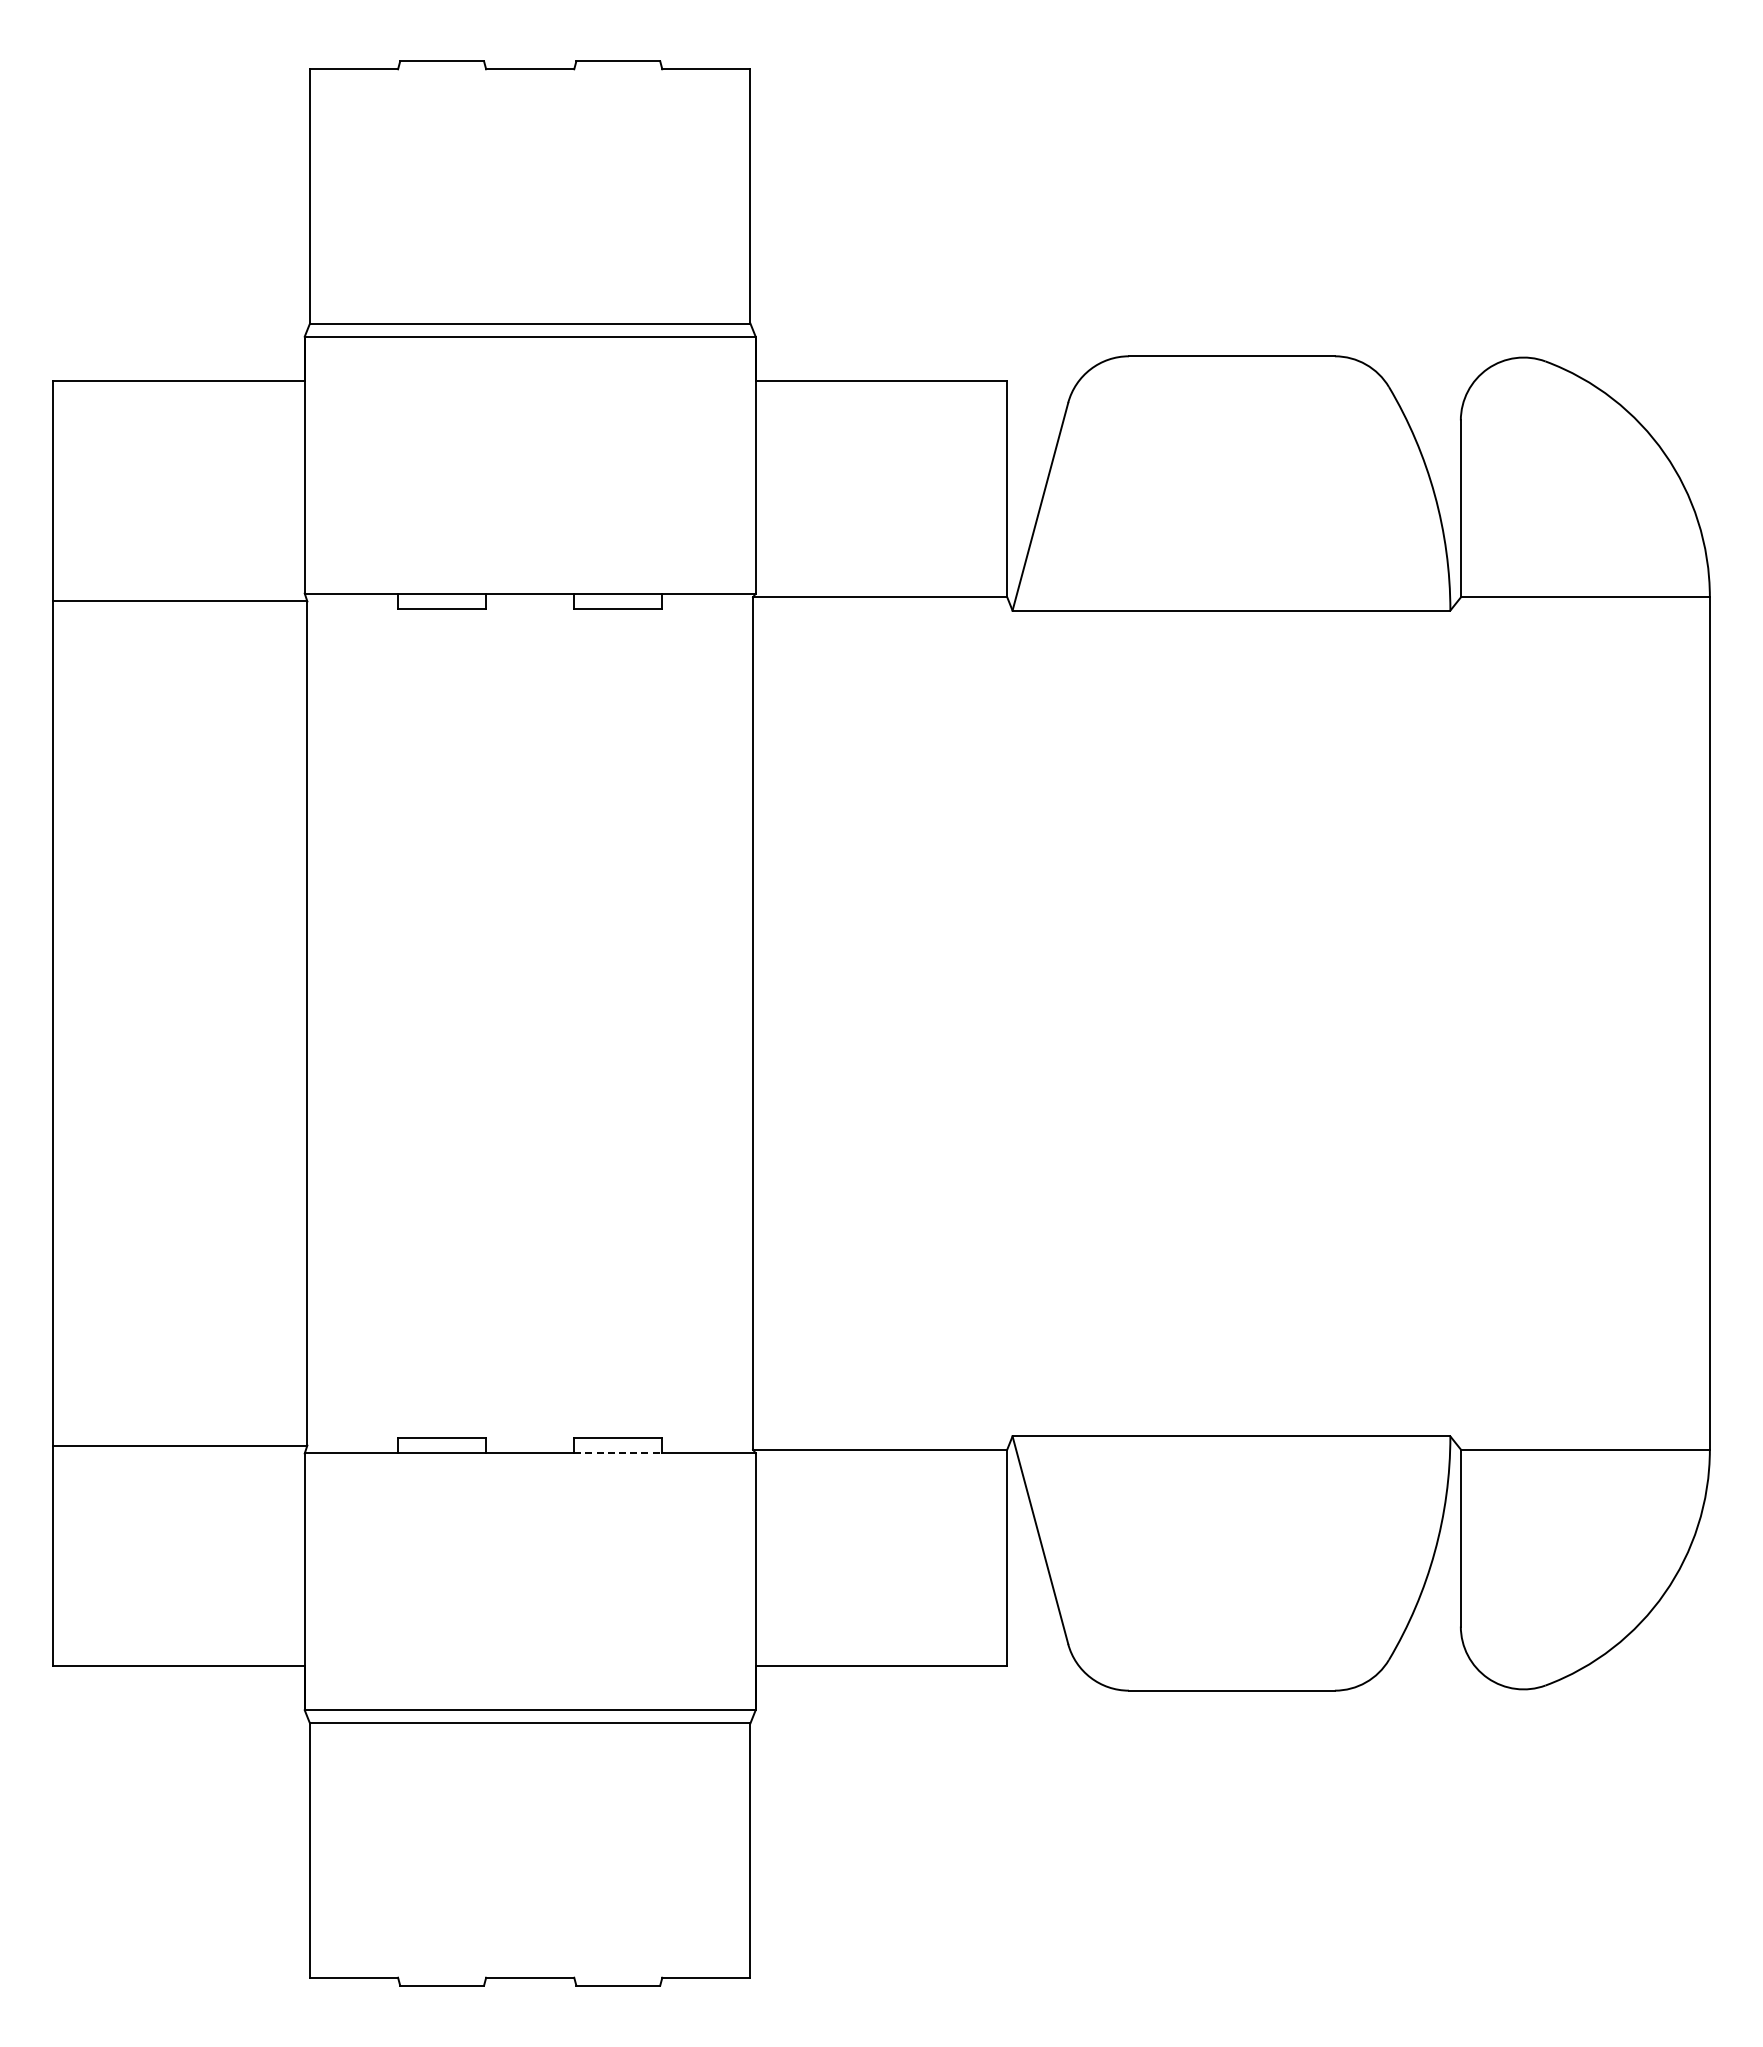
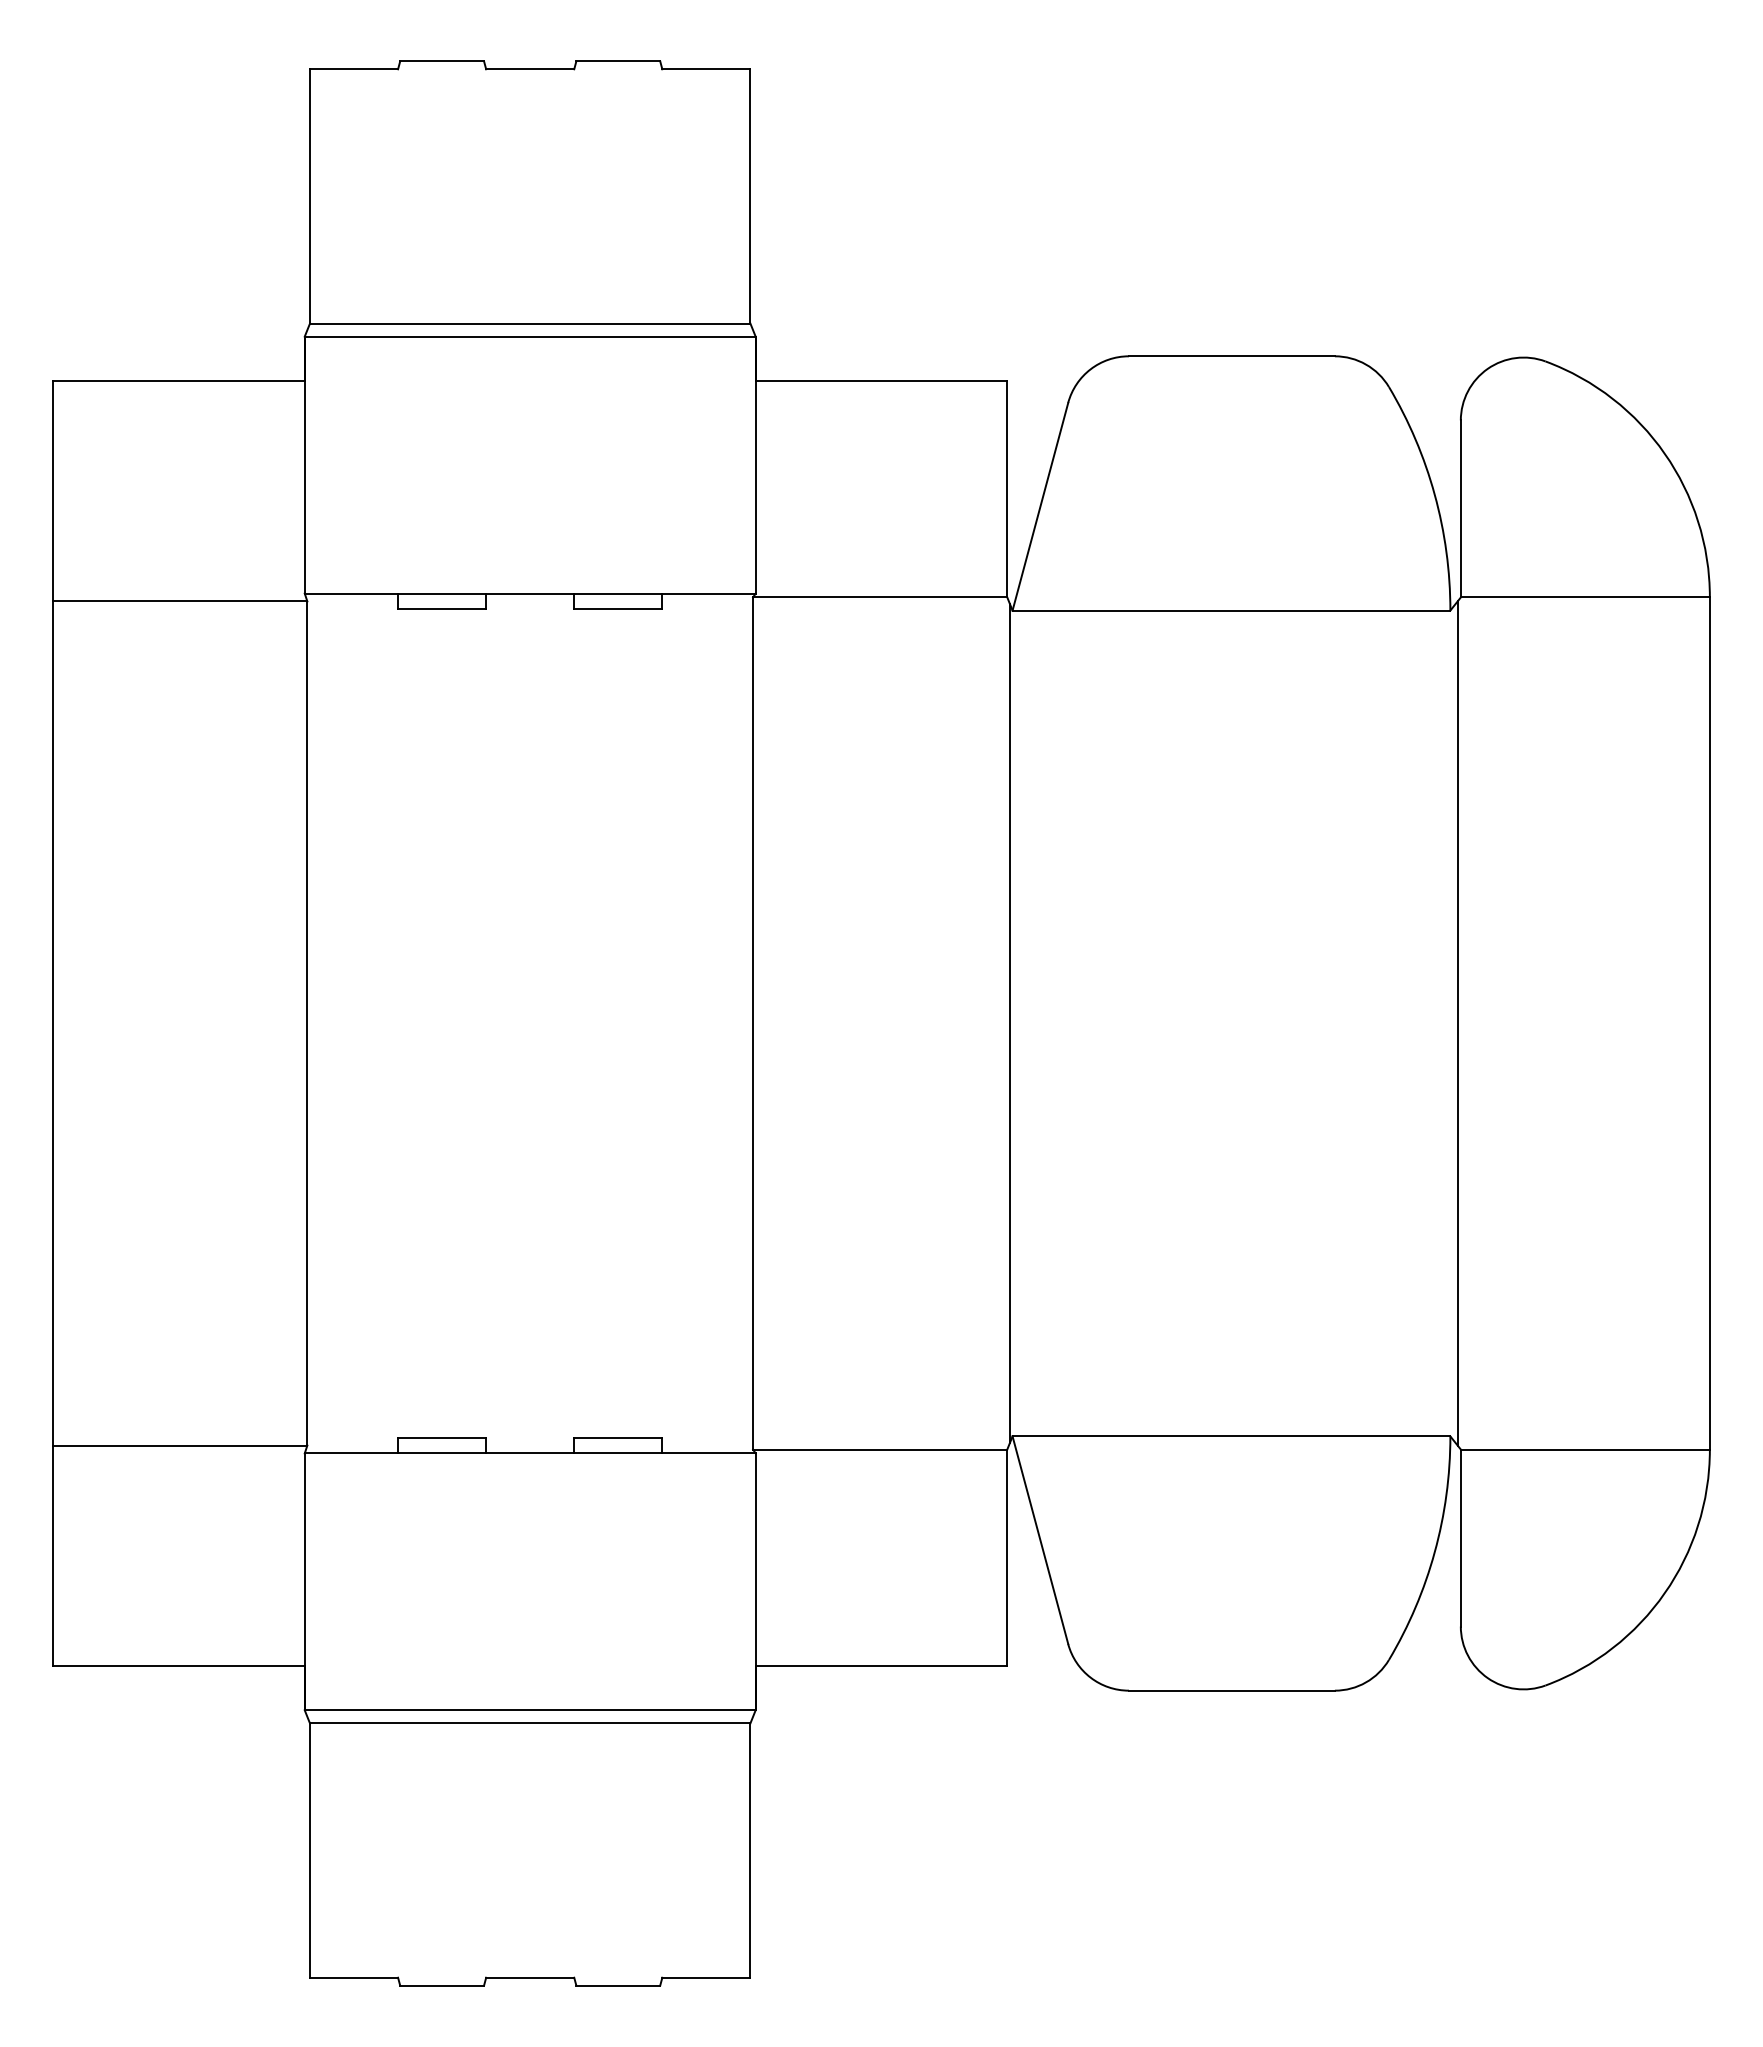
line: none -> present (1009, 1023)
line: none -> present (1458, 1023)
line: dashed -> solid (618, 1453)
